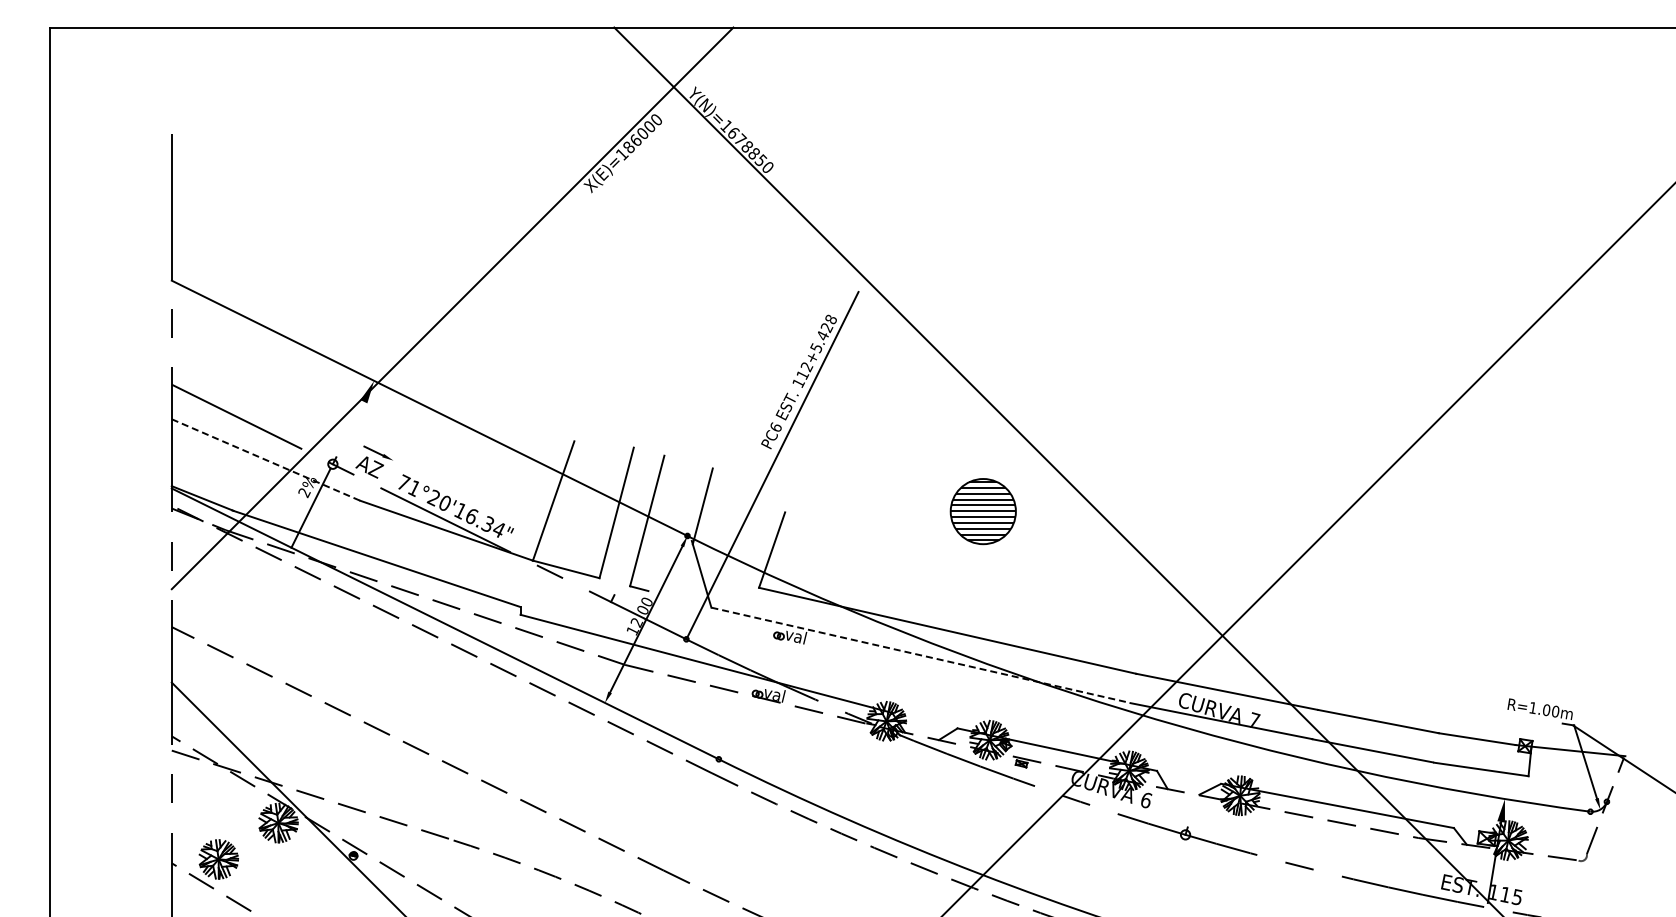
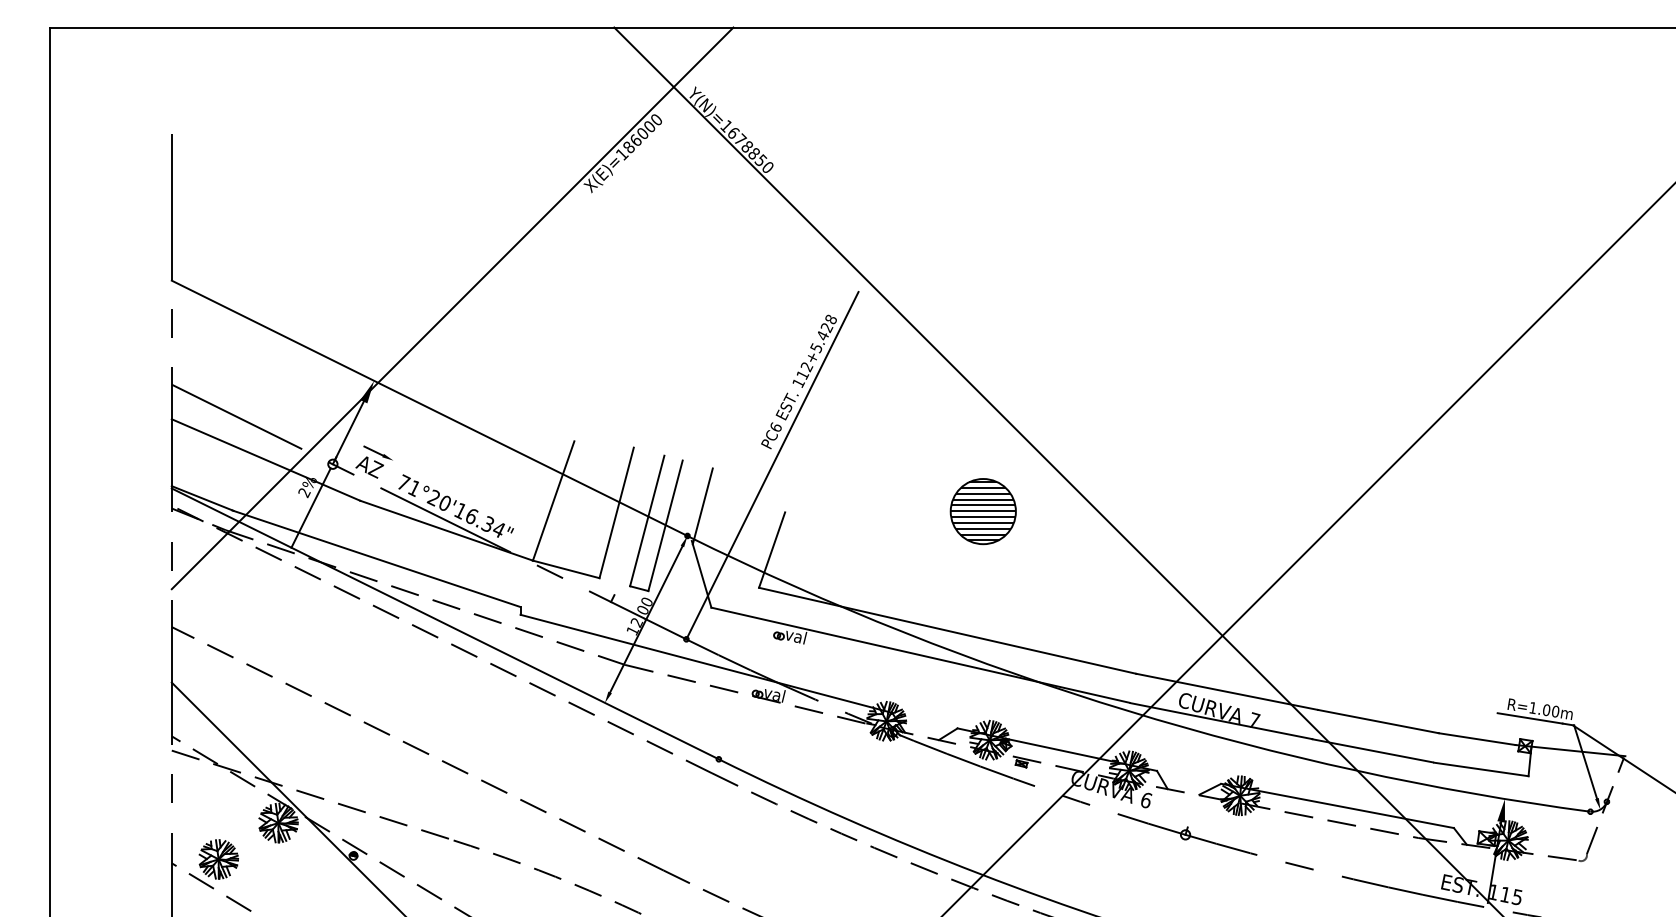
line: none -> present (348, 430)
line: dashed -> solid (266, 460)
line: none -> present (665, 525)
line: dashed -> solid (921, 655)
line: none -> present (1529, 718)
